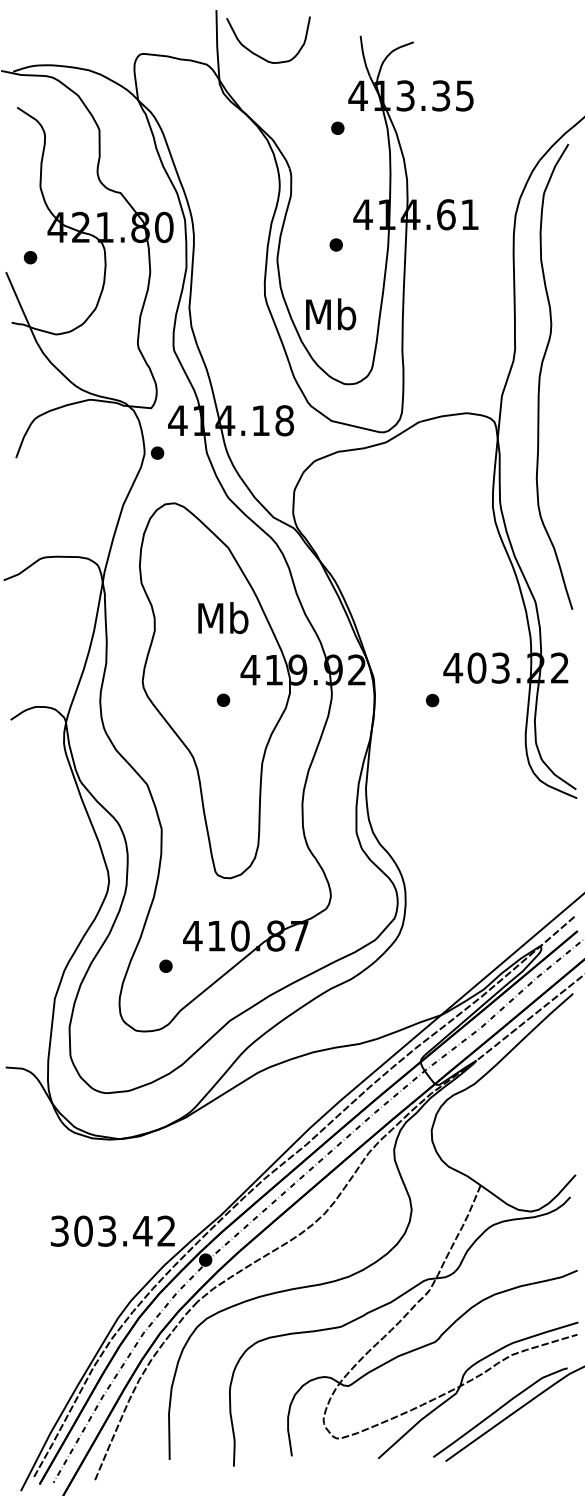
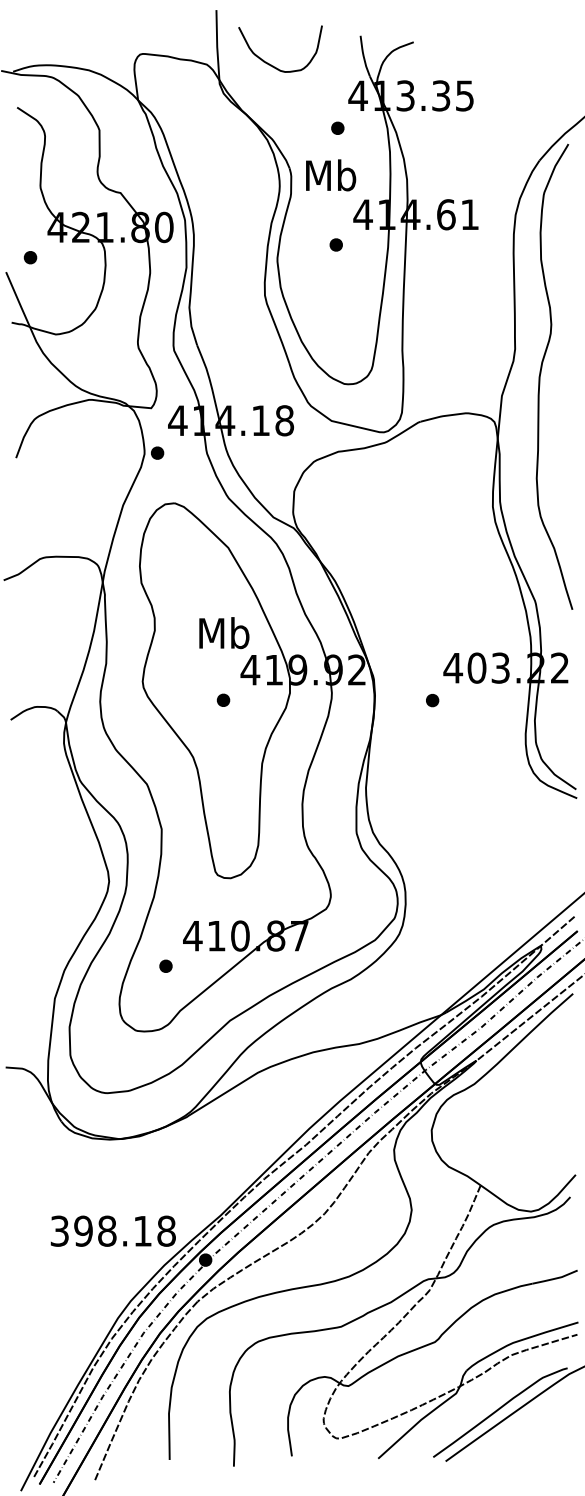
curve position: (259, 55) -> (271, 64) (271, 64)
text position: (331, 314) -> (331, 175) (331, 175)
text position: (223, 618) -> (224, 633) (224, 633)
text: 303.42 -> 398.18 (124, 1230)
